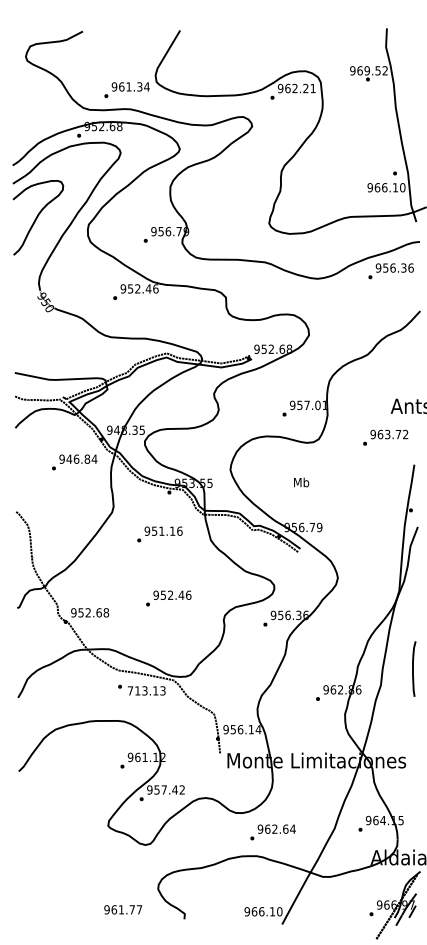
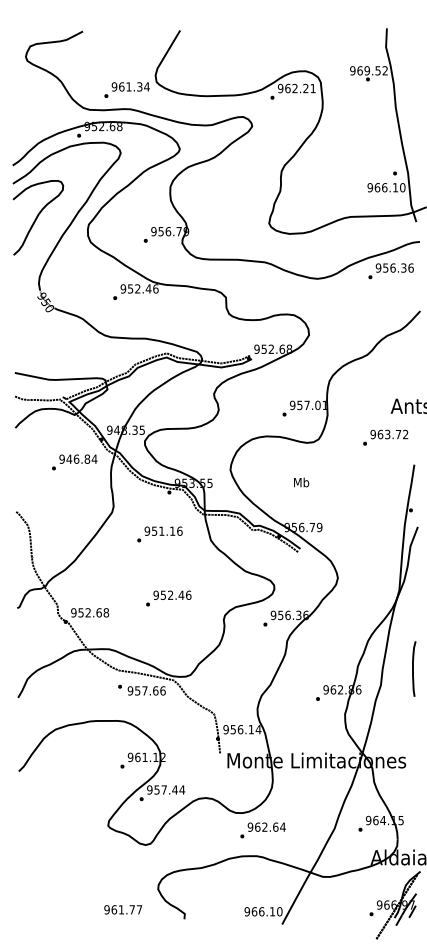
text: 713.13 -> 957.66 (146, 690)
text: 957.42 -> 957.44 (182, 789)
text position: (272, 832) -> (262, 830) (262, 830)
